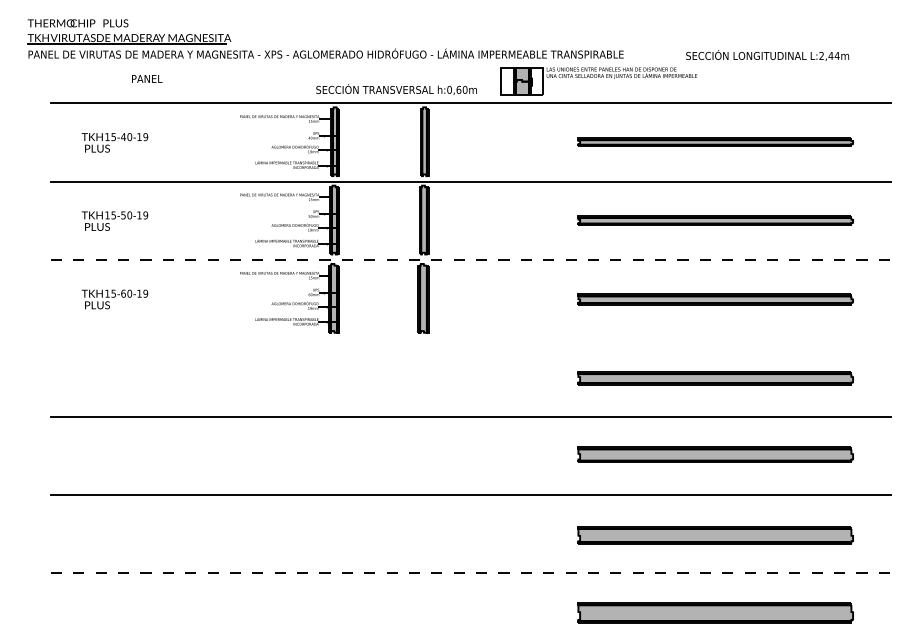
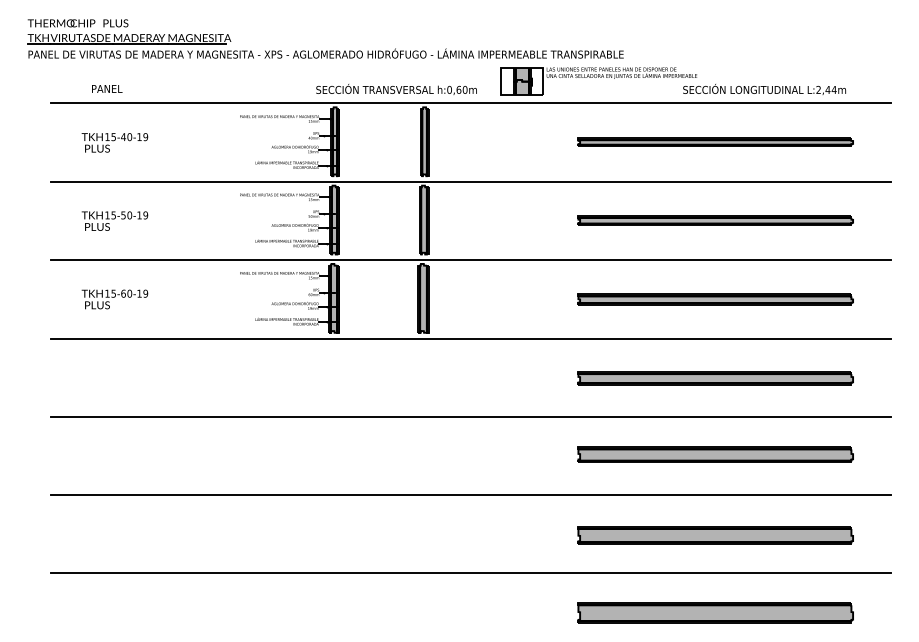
text position: (767, 55) -> (764, 89) (764, 89)
text position: (147, 78) -> (107, 88) (107, 88)
line: dashed -> solid (471, 260)
line: none -> present (470, 339)
line: dashed -> solid (471, 573)
